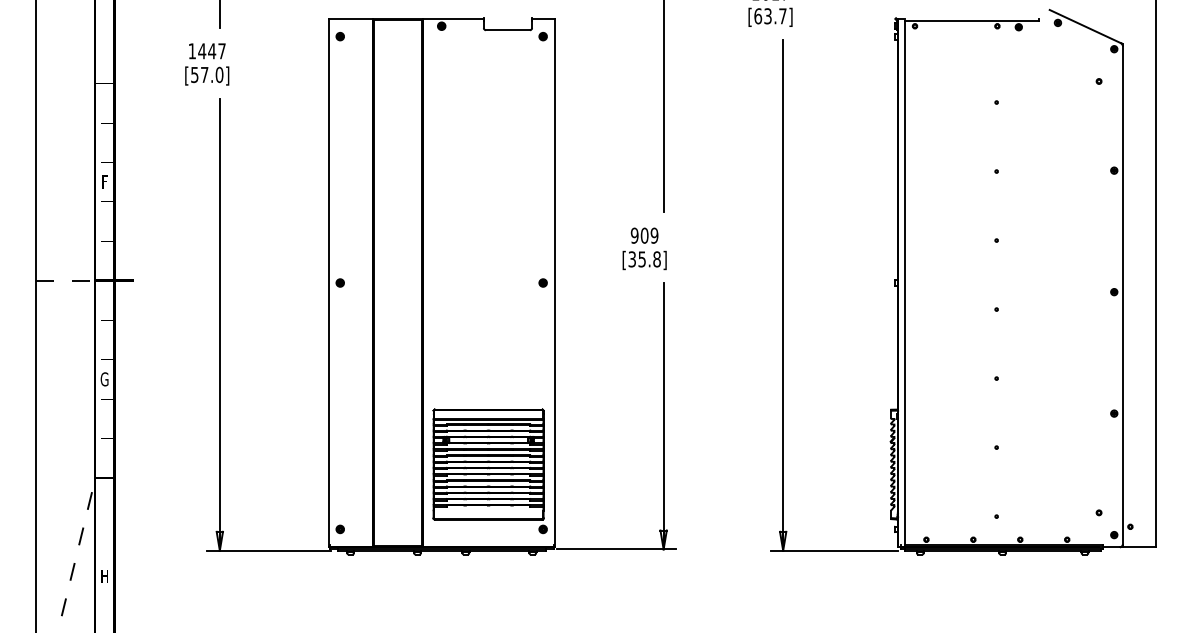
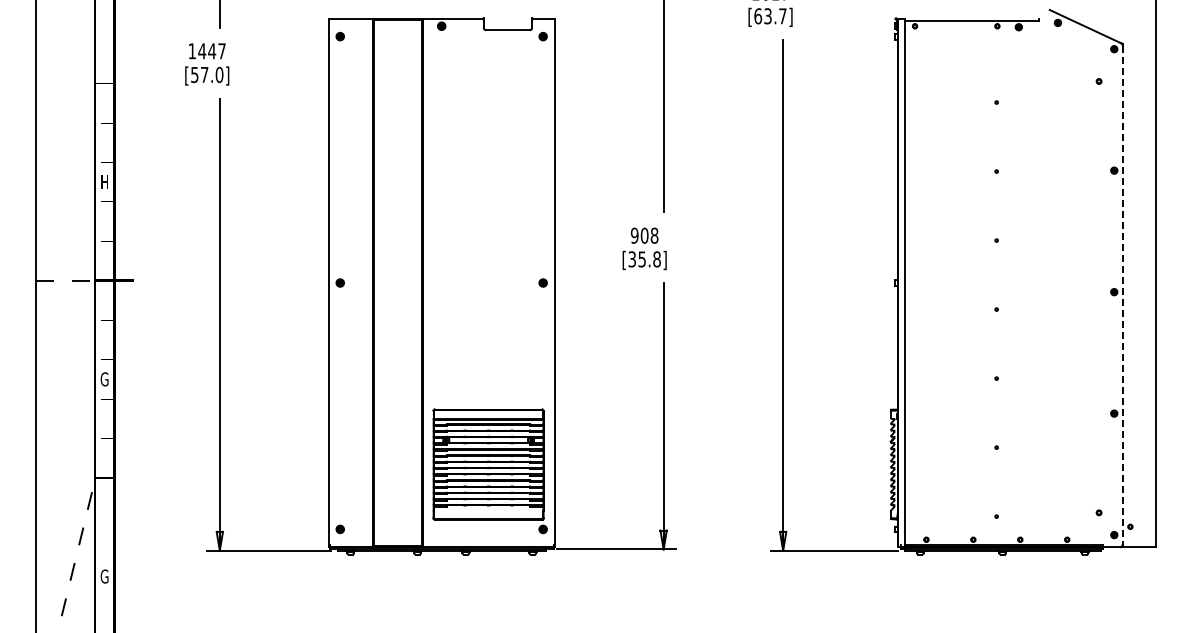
text: F -> H (104, 181)
text: 909 -> 908 (654, 235)
line: solid -> dashed (1122, 295)
text: H -> G (104, 576)
